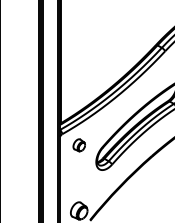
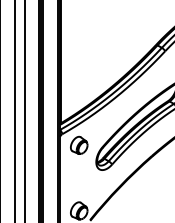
line: none -> present (14, 110)
line: none -> present (24, 110)
part size: 14x15 px -> 19x20 px (79, 144)
